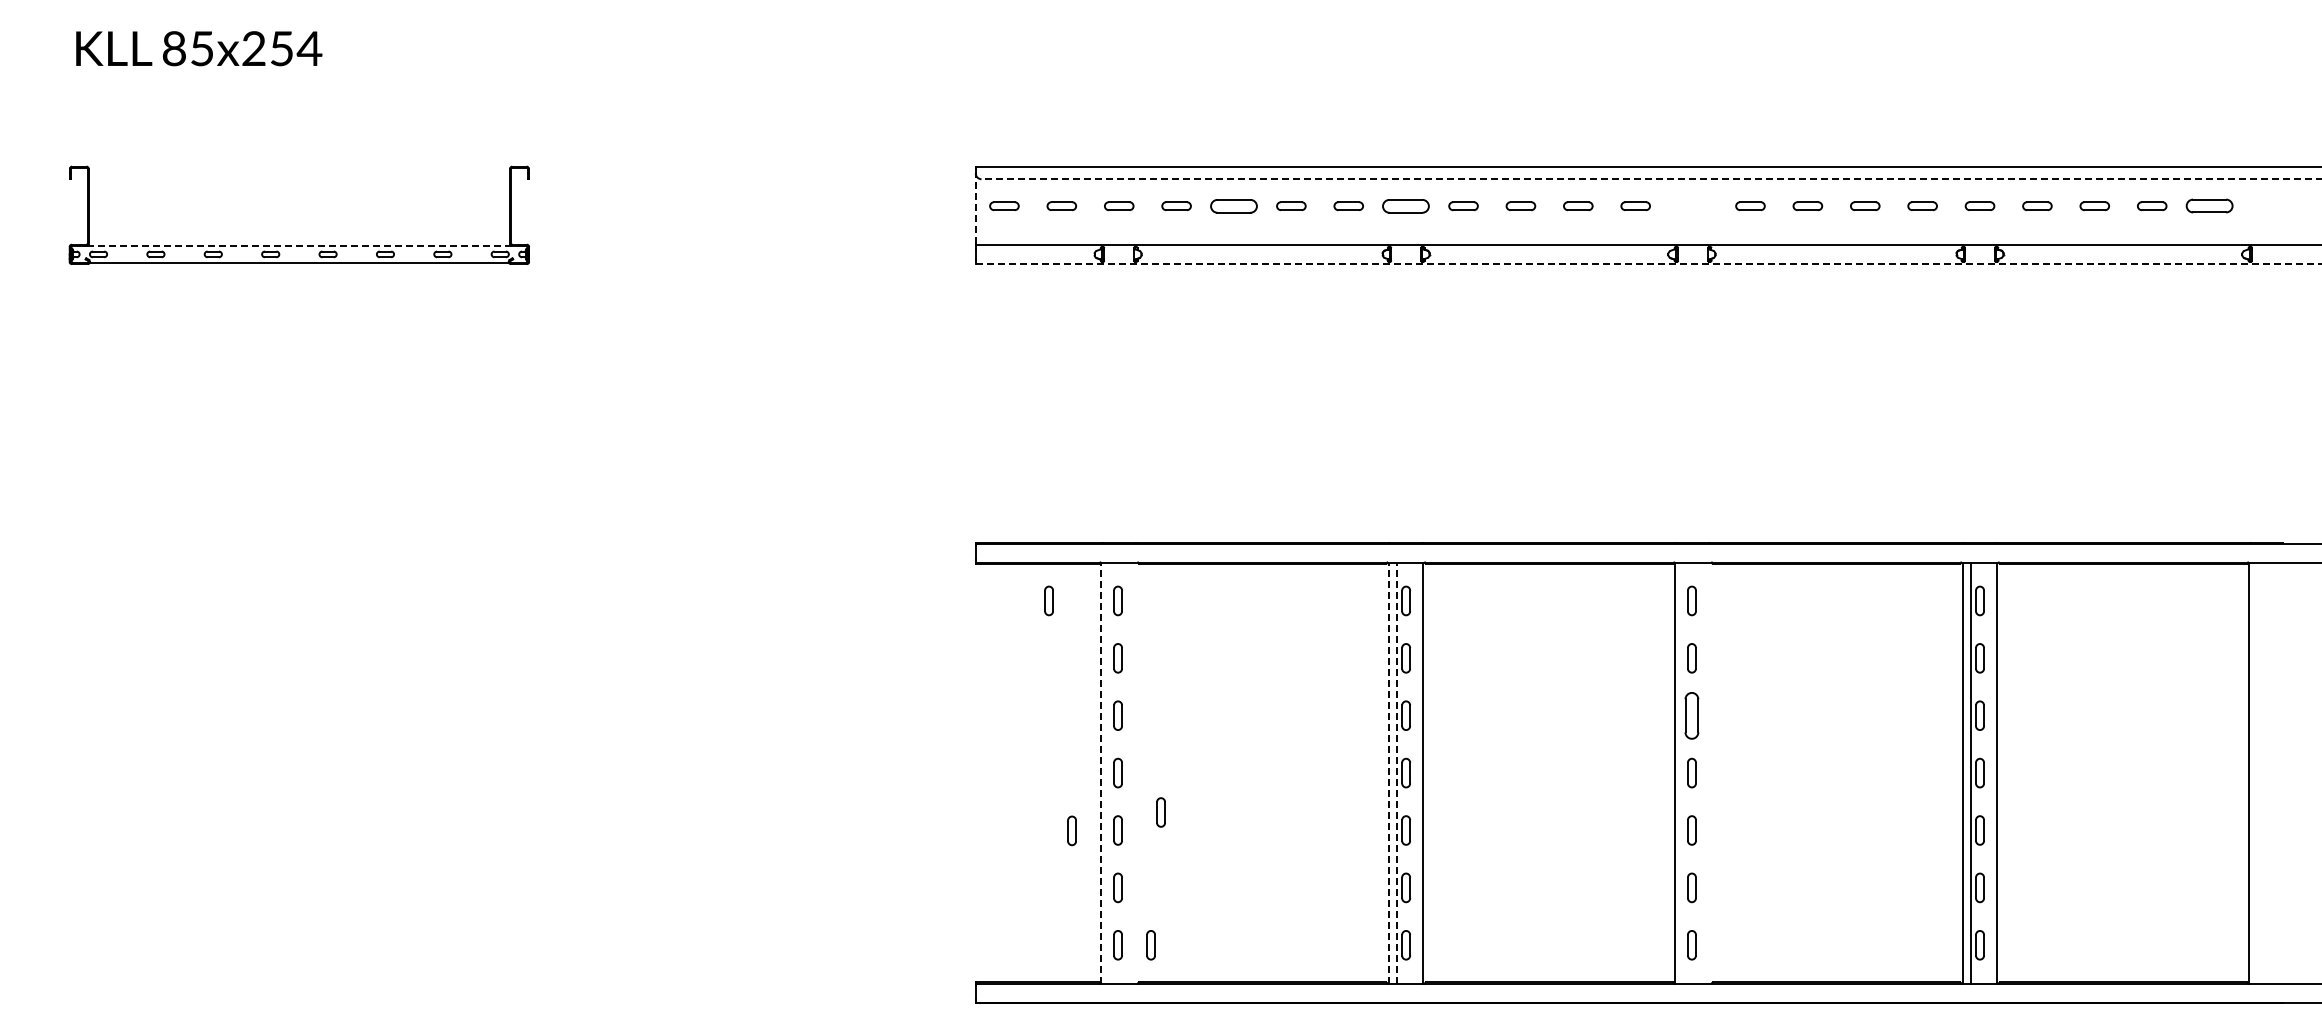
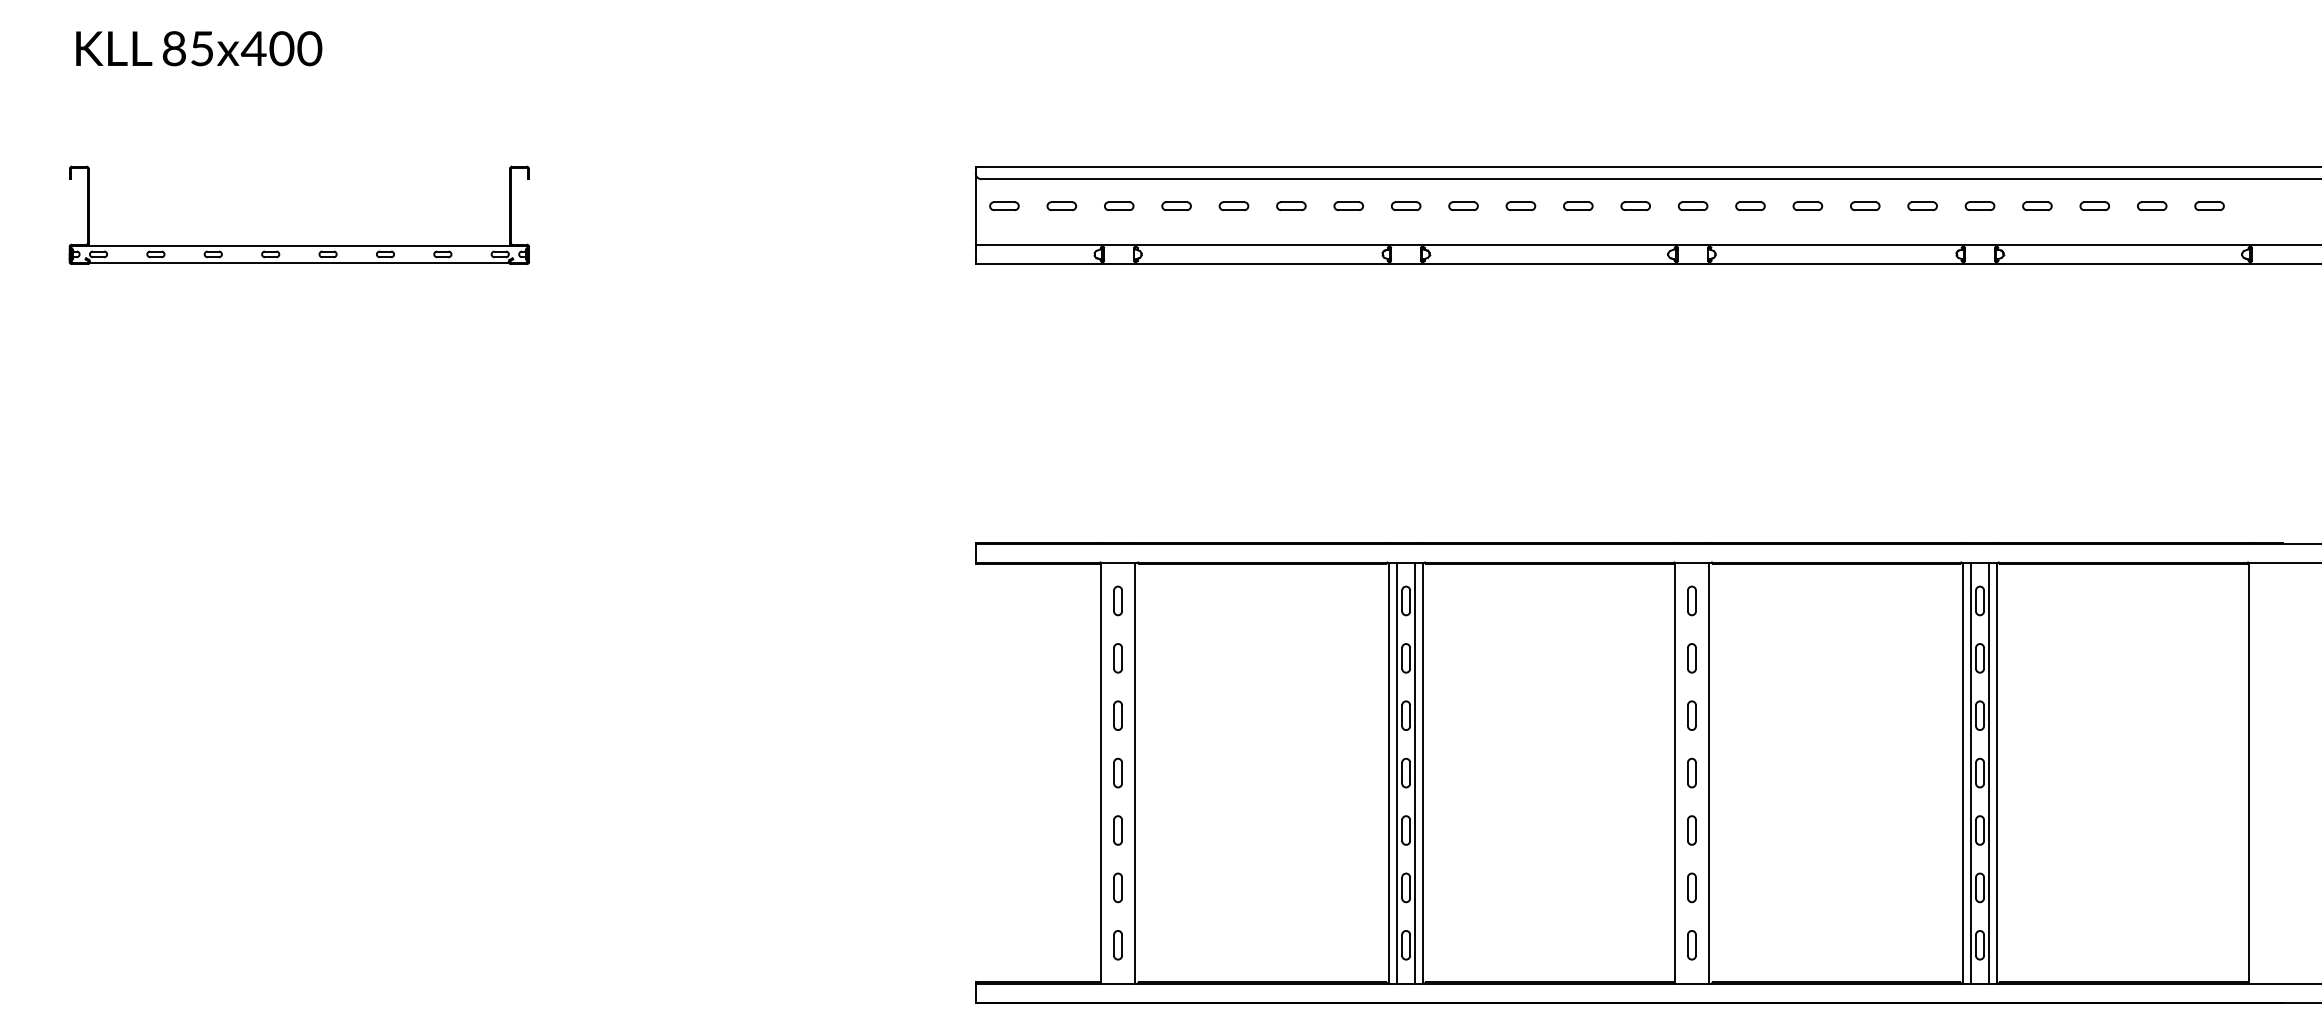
text: 85x254 -> 85x400 (281, 48)
line: dashed -> solid (1651, 179)
part: none -> present (1692, 205)
part size: 49x16 px -> 31x11 px (2209, 206)
part size: 48x15 px -> 32x10 px (1233, 205)
part size: 48x15 px -> 31x10 px (1406, 205)
line: dashed -> solid (975, 208)
line: dashed -> solid (299, 245)
line: dashed -> solid (1648, 264)
part: present -> none (1048, 600)
part size: 16x48 px -> 10x31 px (1691, 715)
line: none -> present (1135, 772)
line: none -> present (1415, 772)
line: none -> present (1709, 772)
line: none -> present (1989, 772)
line: dashed -> solid (1100, 773)
line: dashed -> solid (1388, 773)
line: dashed -> solid (1397, 773)
part: present -> none (1160, 812)
part: present -> none (1071, 830)
part: present -> none (1150, 945)
